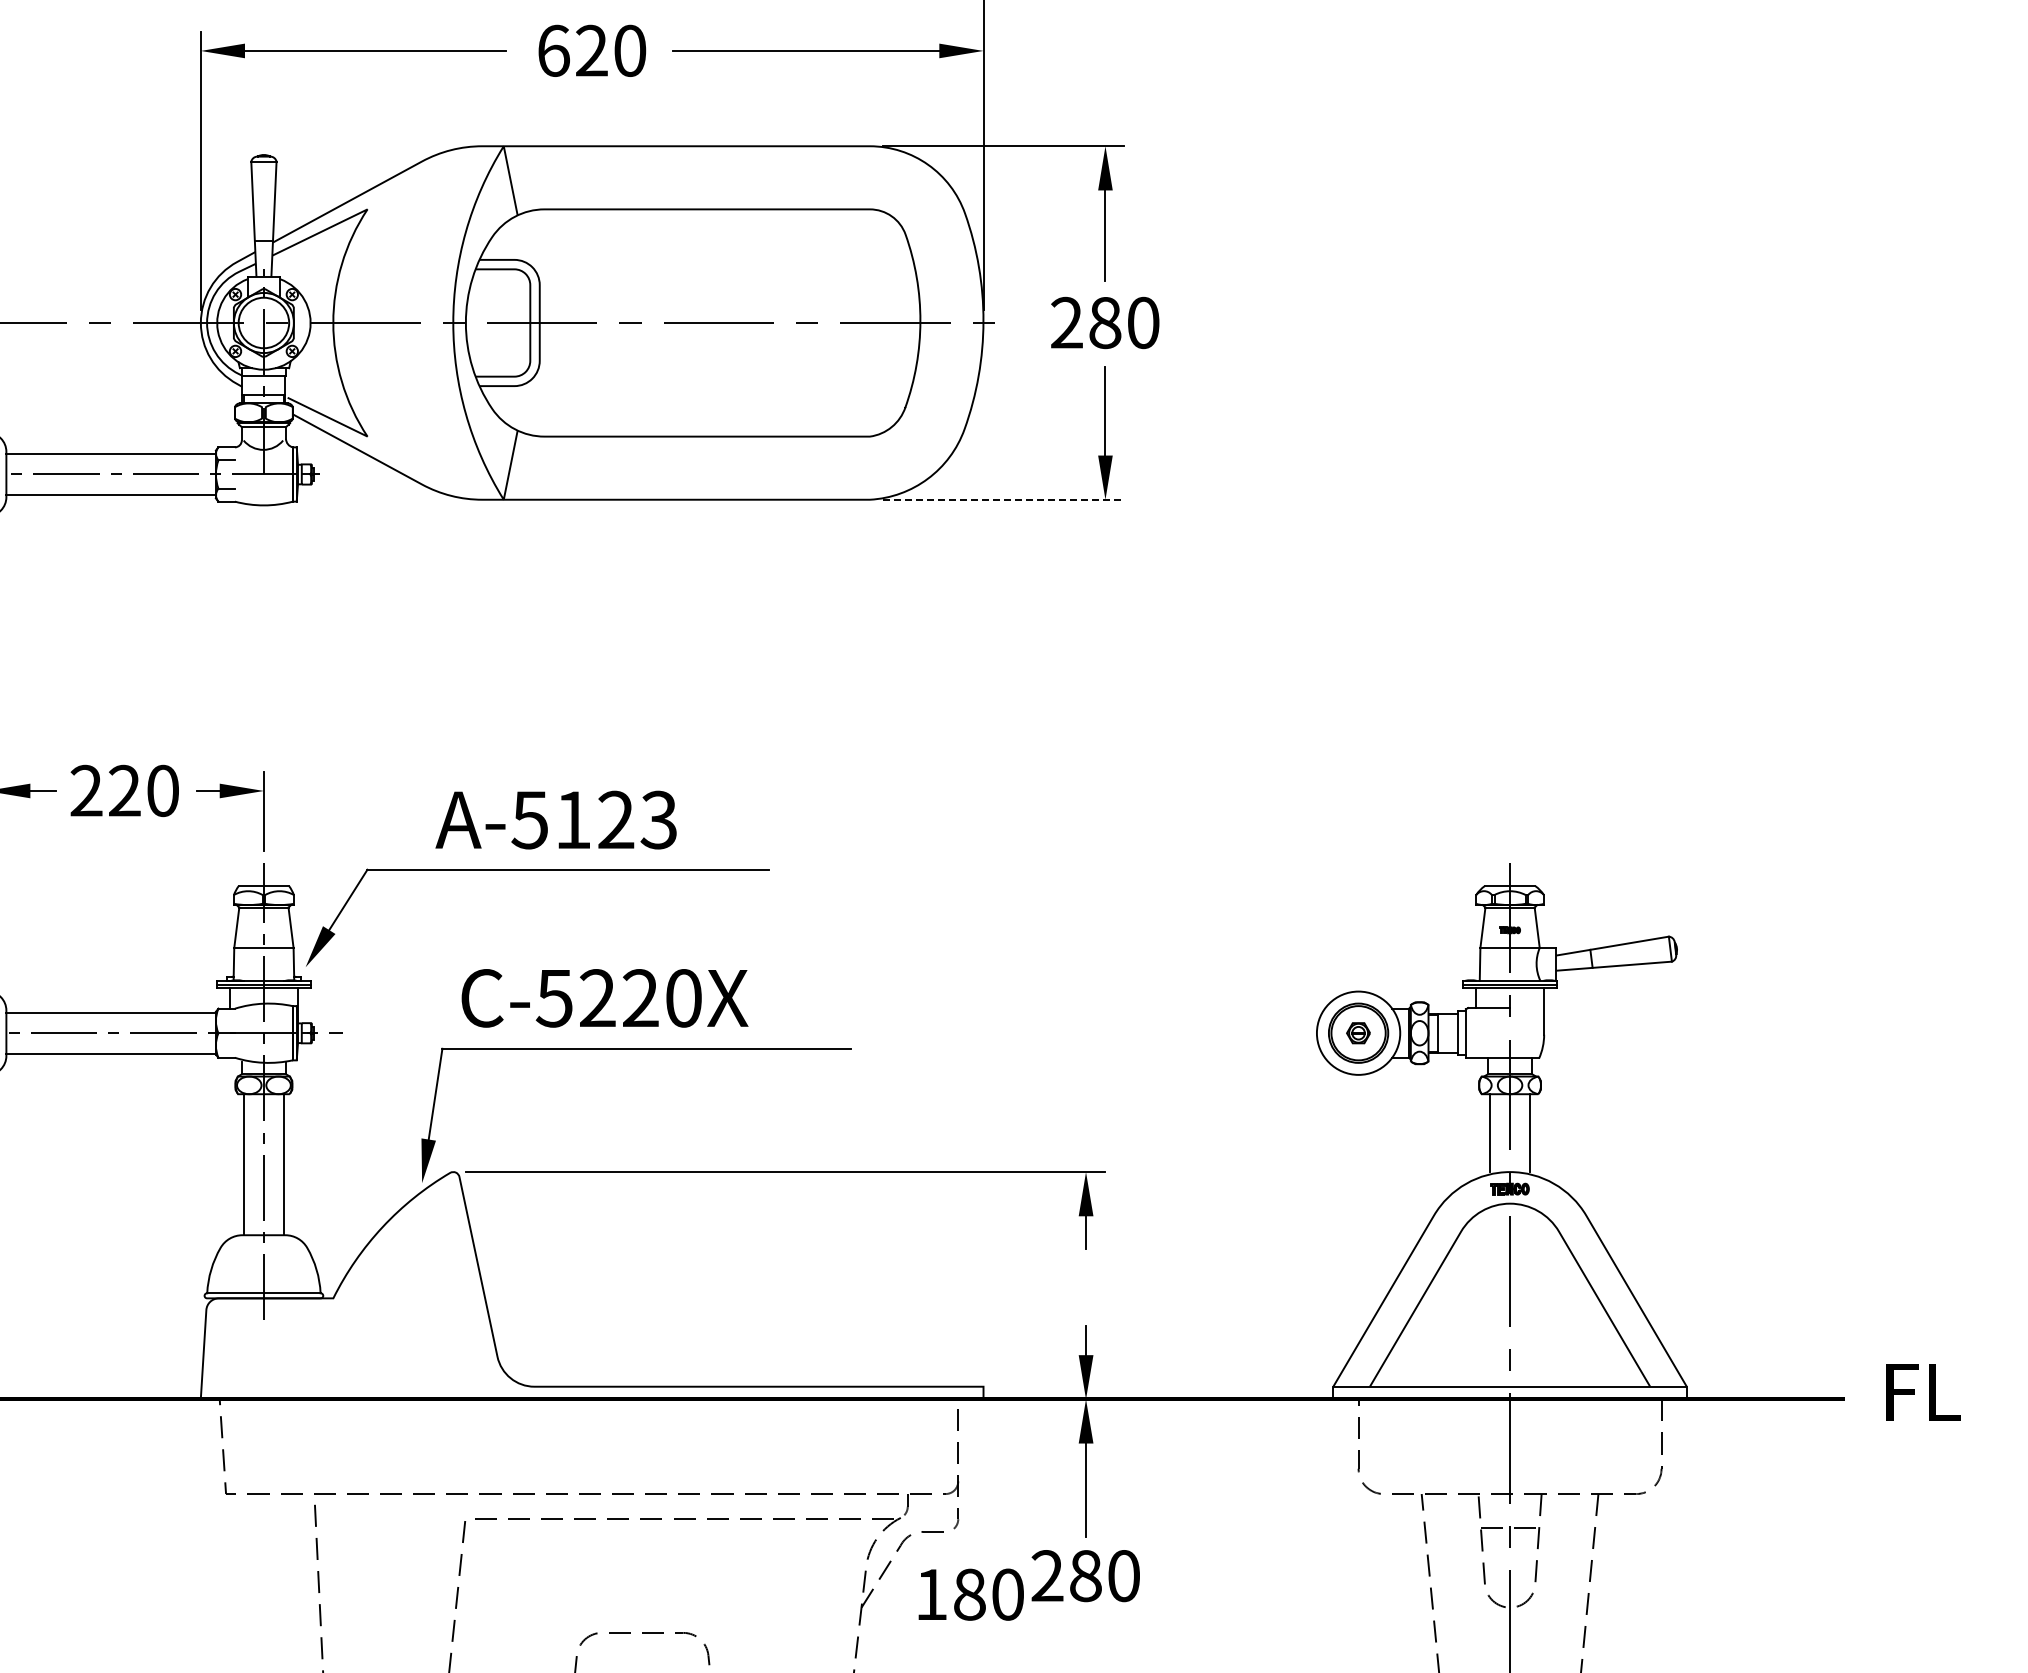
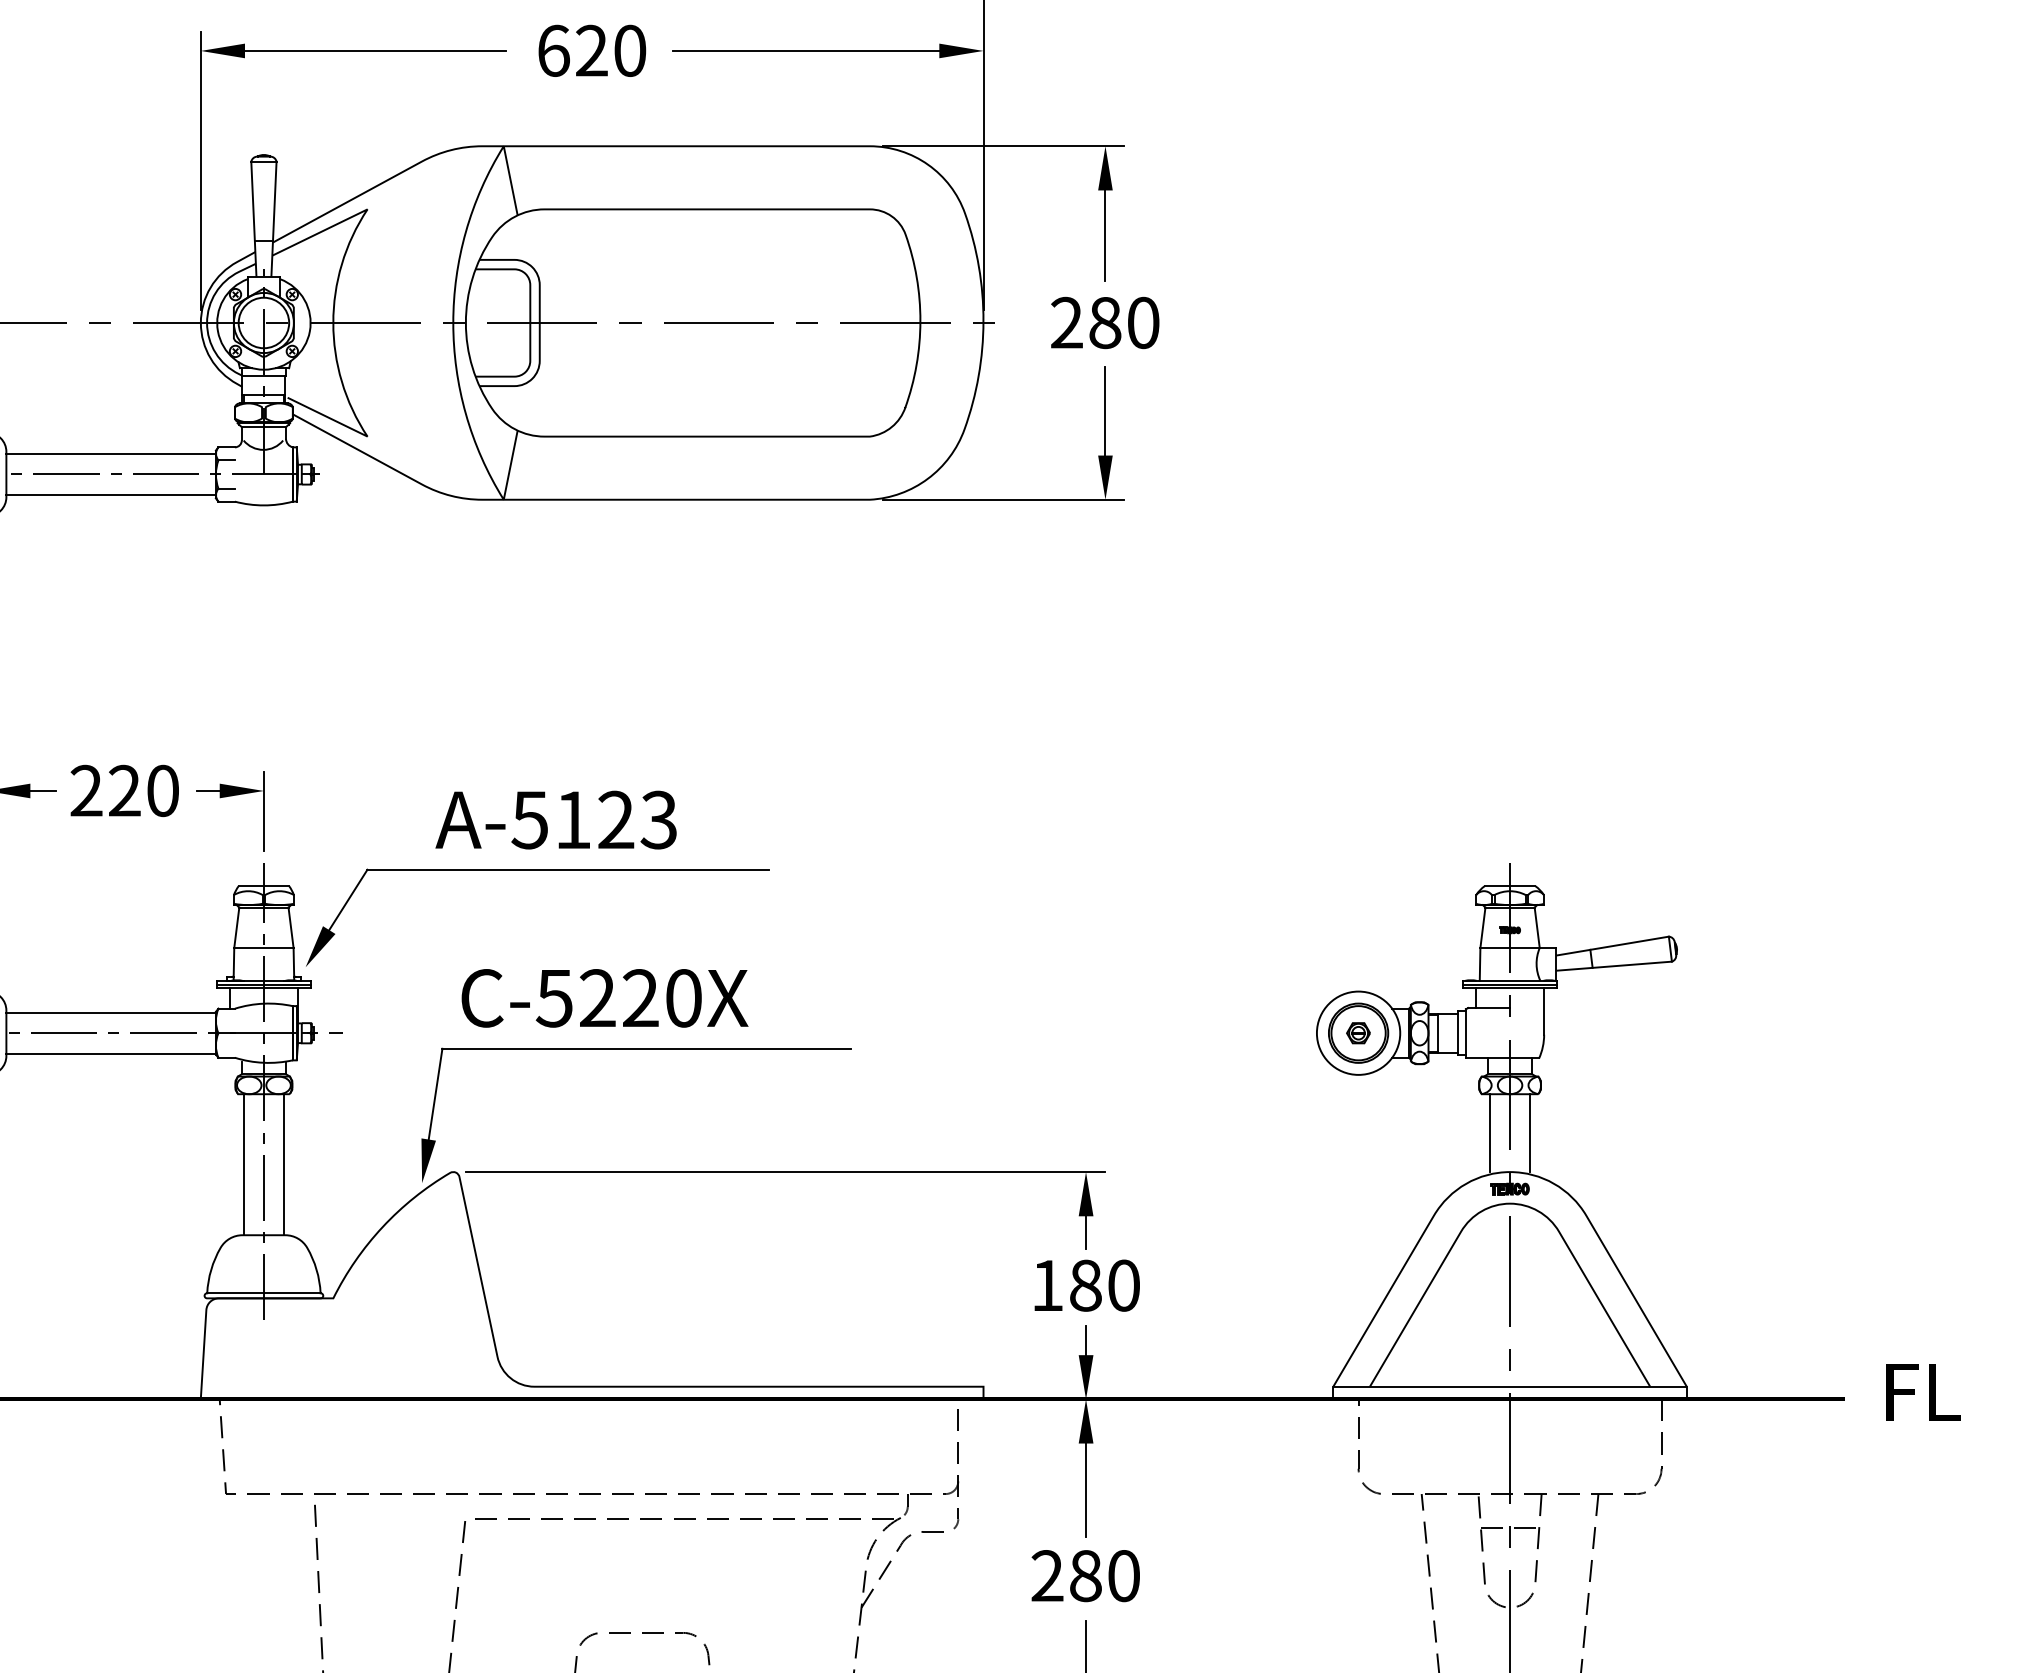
line: dashed -> solid (1003, 499)
text position: (970, 1594) -> (1086, 1285) (1086, 1285)
line: none -> present (1086, 1645)
